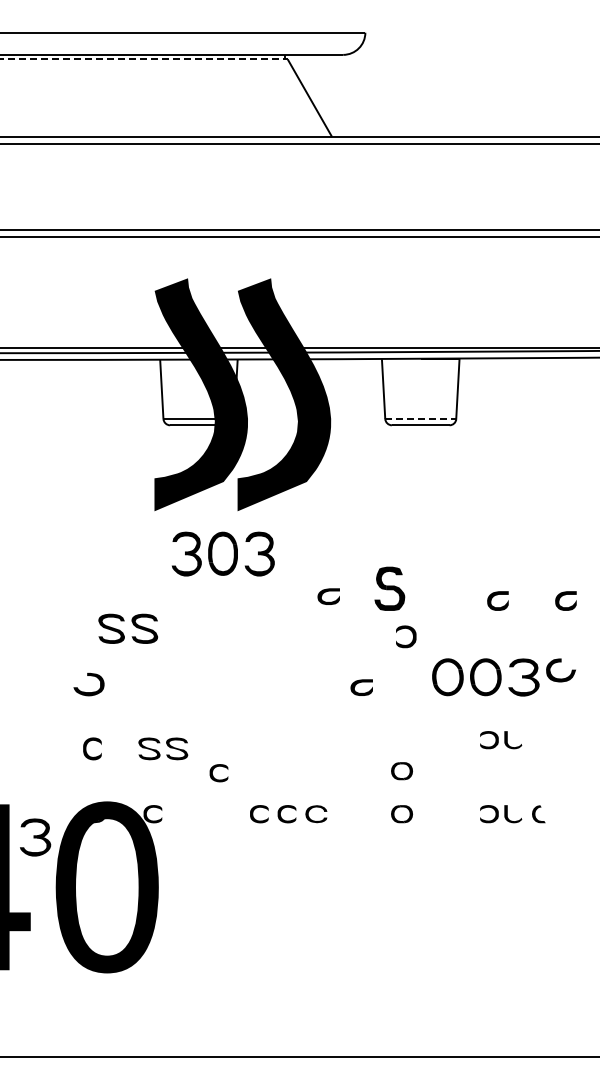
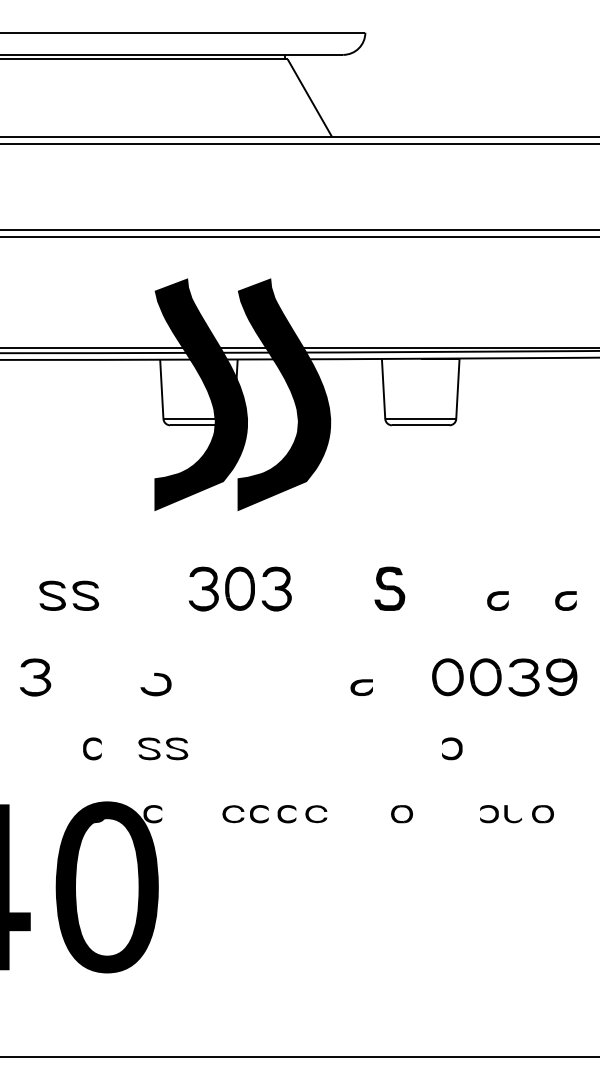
line: dashed -> solid (143, 59)
line: dashed -> solid (421, 419)
part position: (223, 553) -> (240, 588) (240, 588)
part: present -> none (328, 596)
part position: (128, 628) -> (69, 595) (69, 595)
part position: (412, 634) -> (458, 746) (458, 746)
fill: none -> present (562, 677)
part position: (88, 692) -> (155, 692) (155, 692)
part: present -> none (501, 740)
part: present -> none (401, 771)
part: present -> none (218, 773)
fill: none -> present (233, 814)
fill: none -> present (546, 814)
part position: (35, 837) -> (35, 677) (35, 677)
